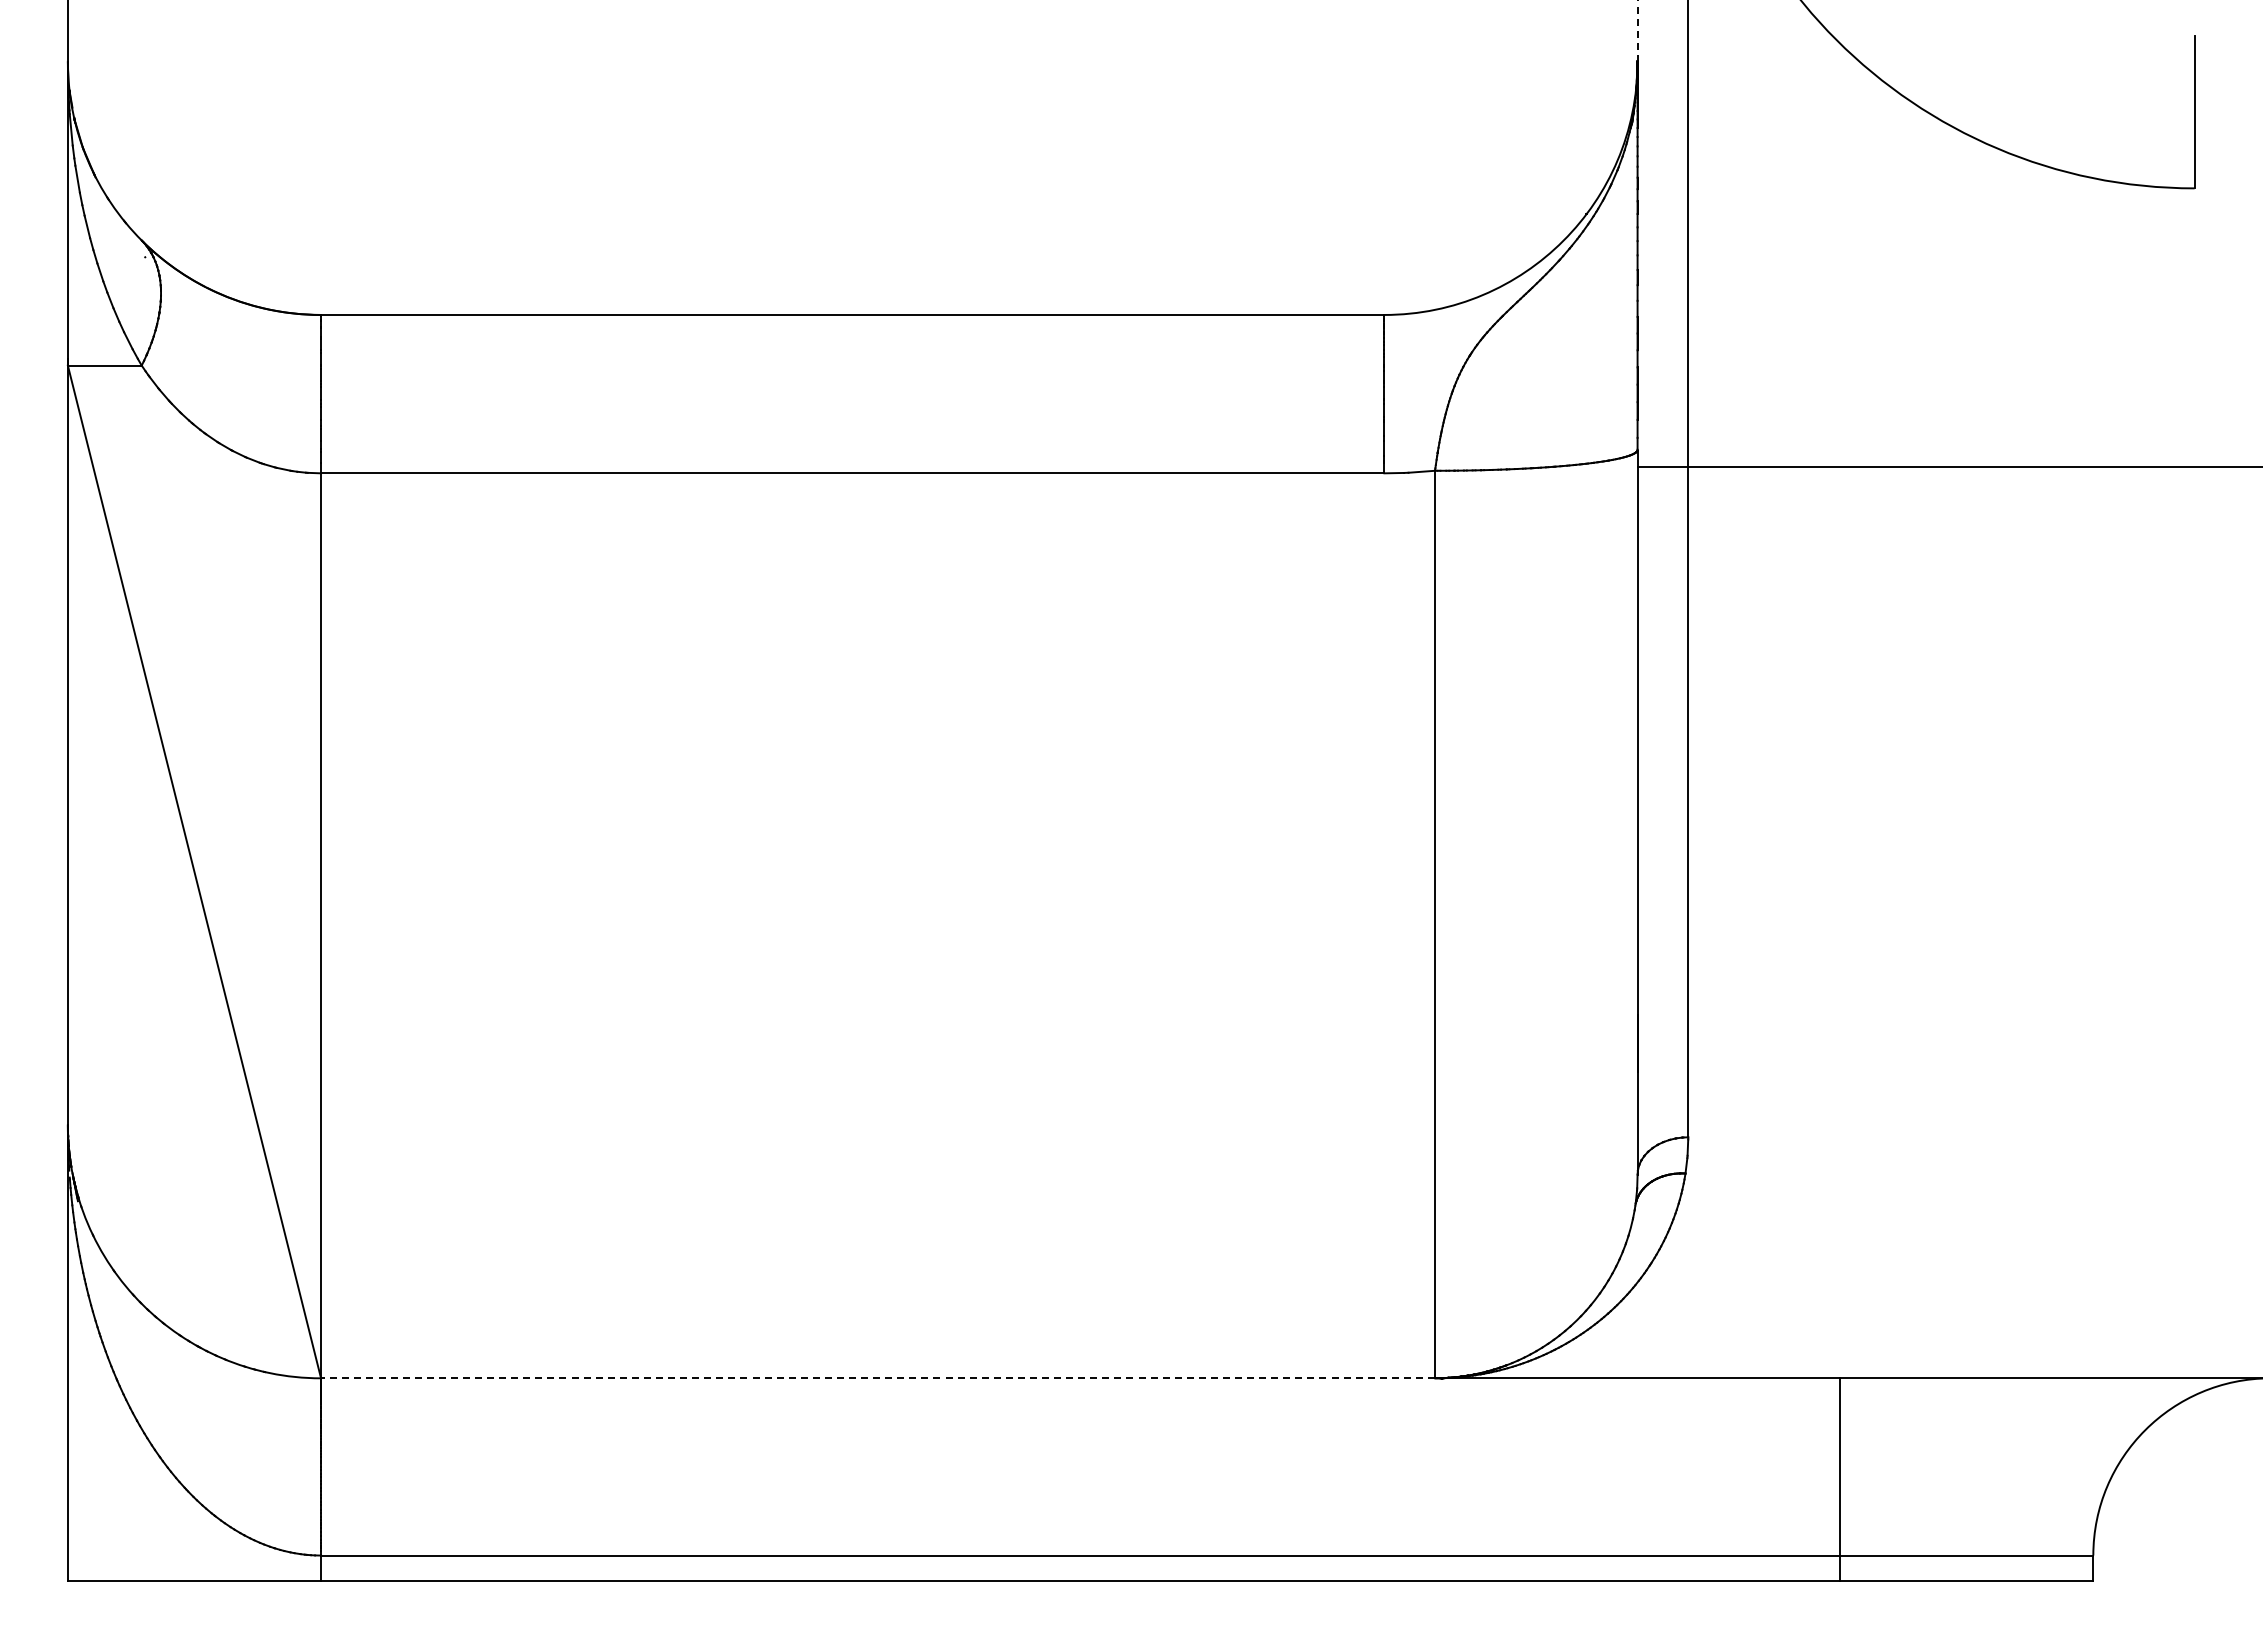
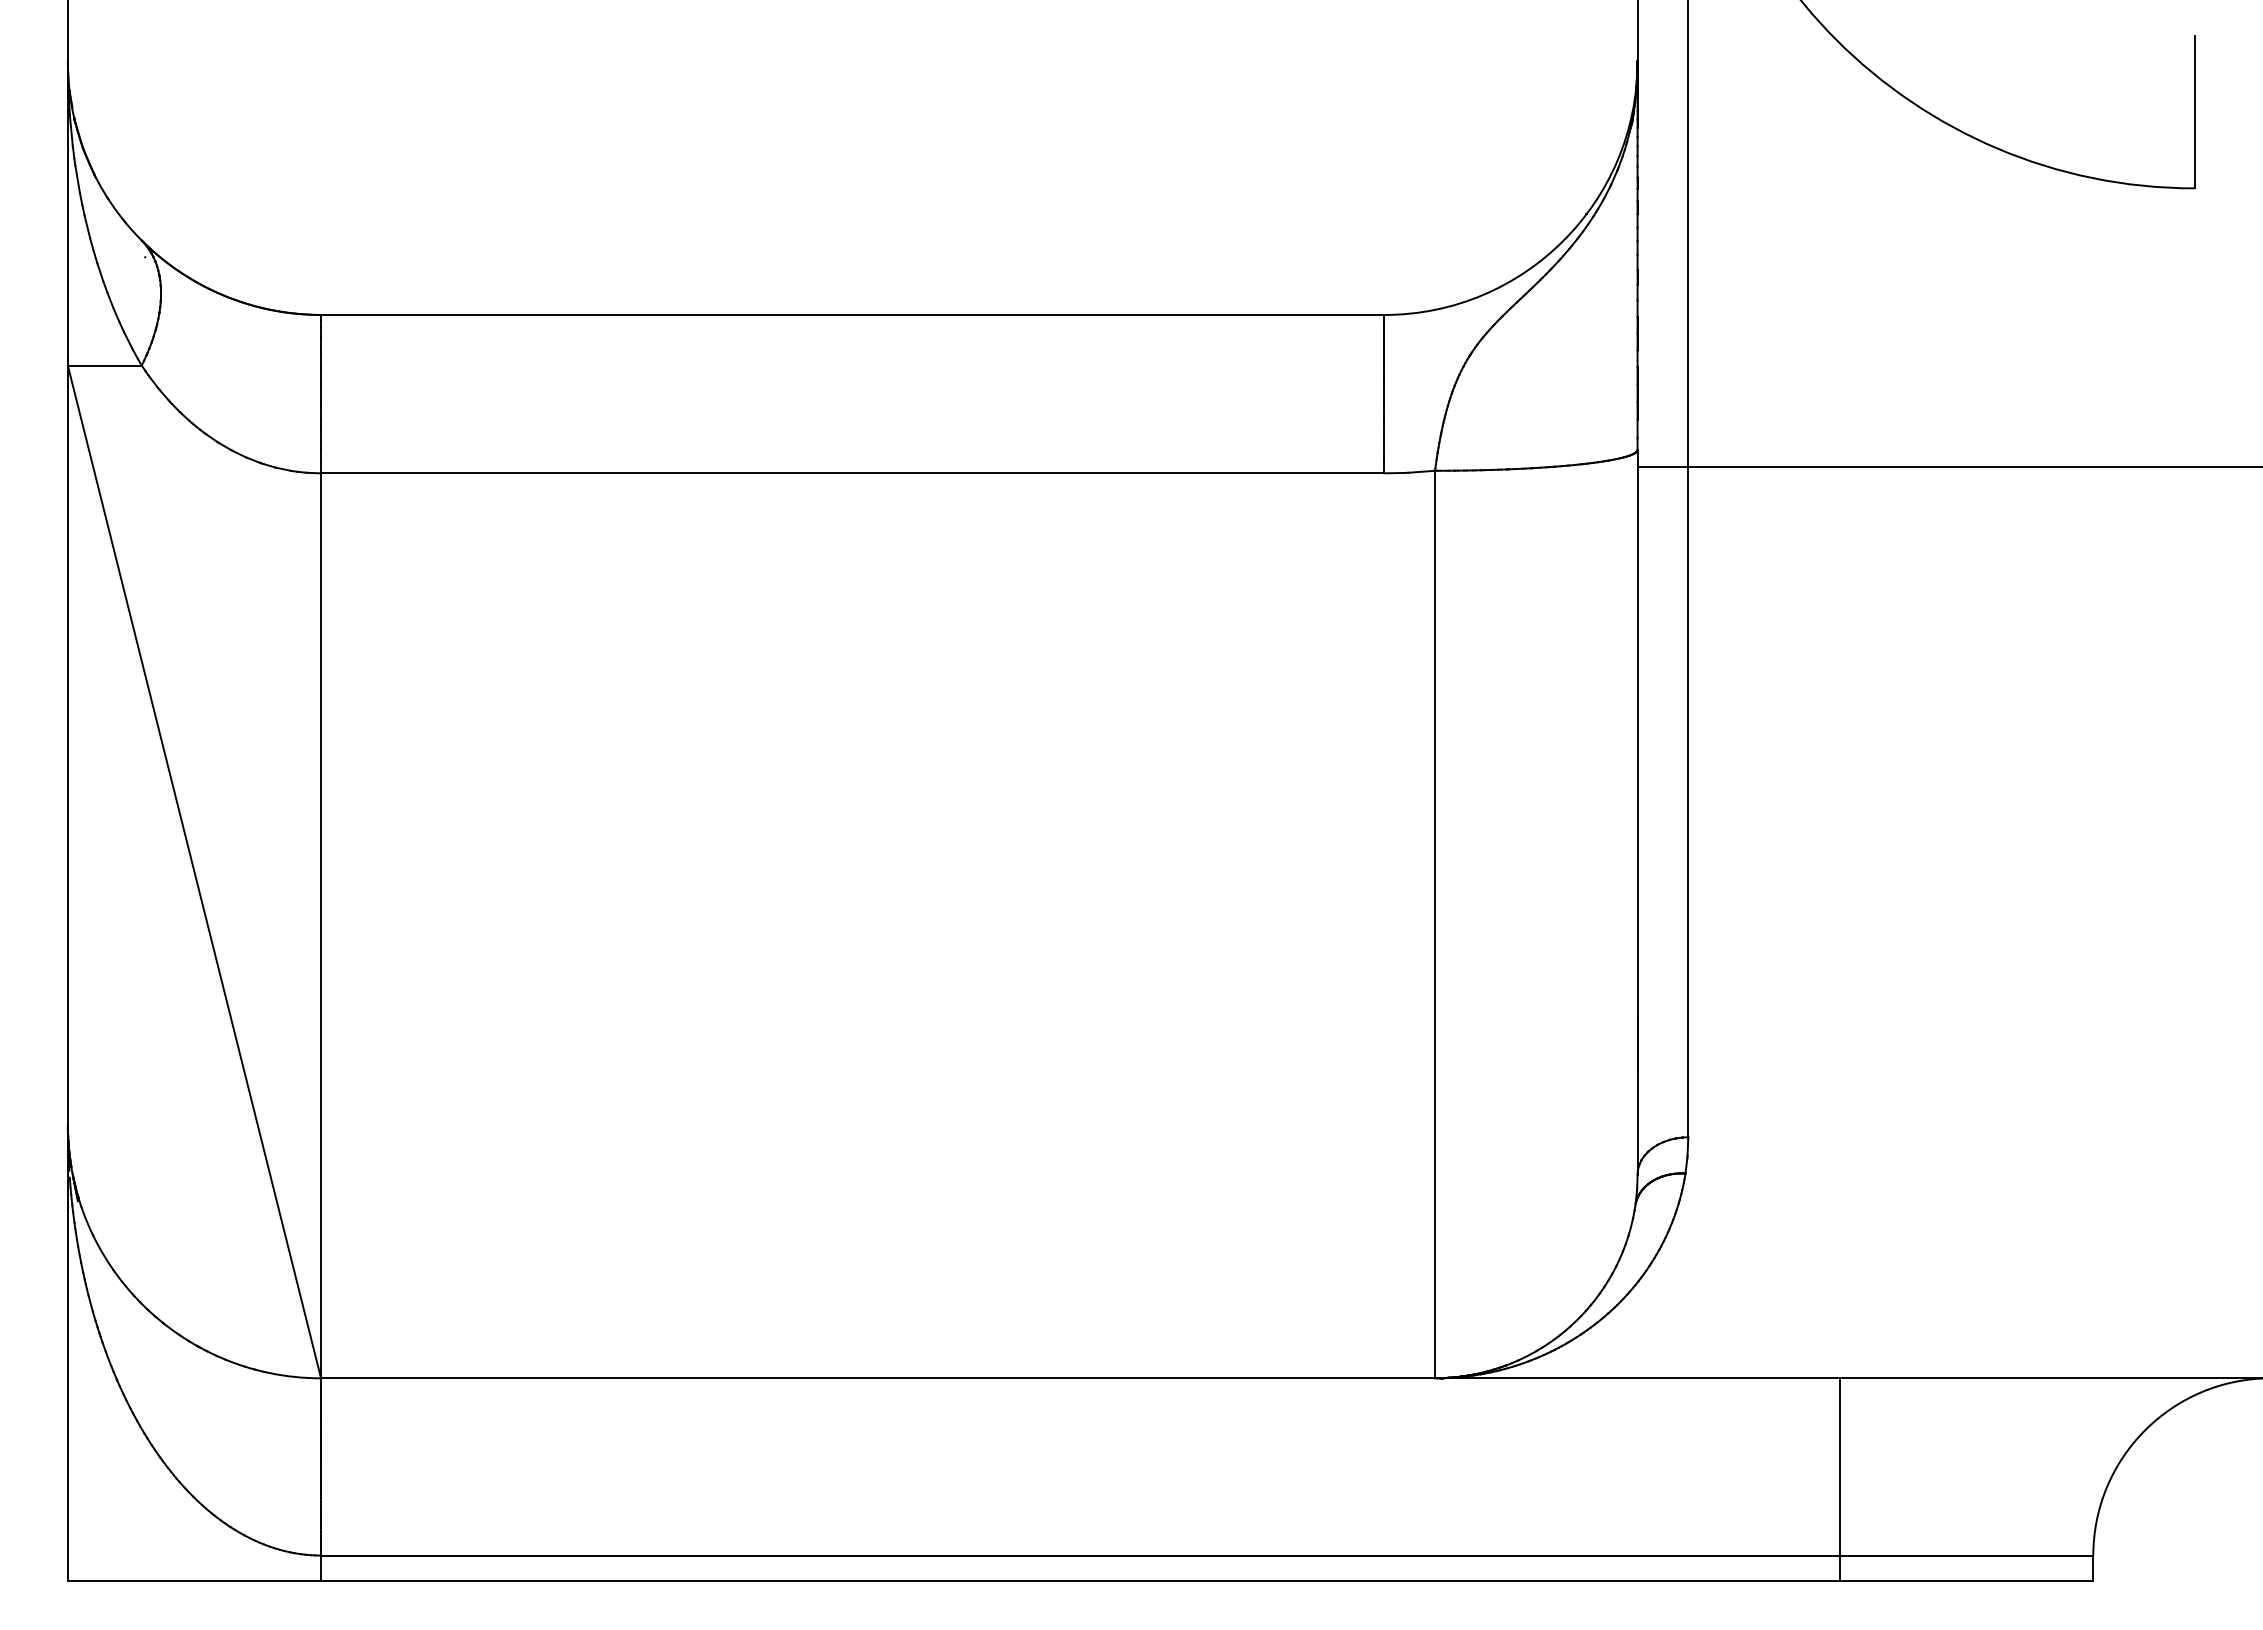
line: dashed -> solid (1637, 30)
line: dashed -> solid (878, 1378)
